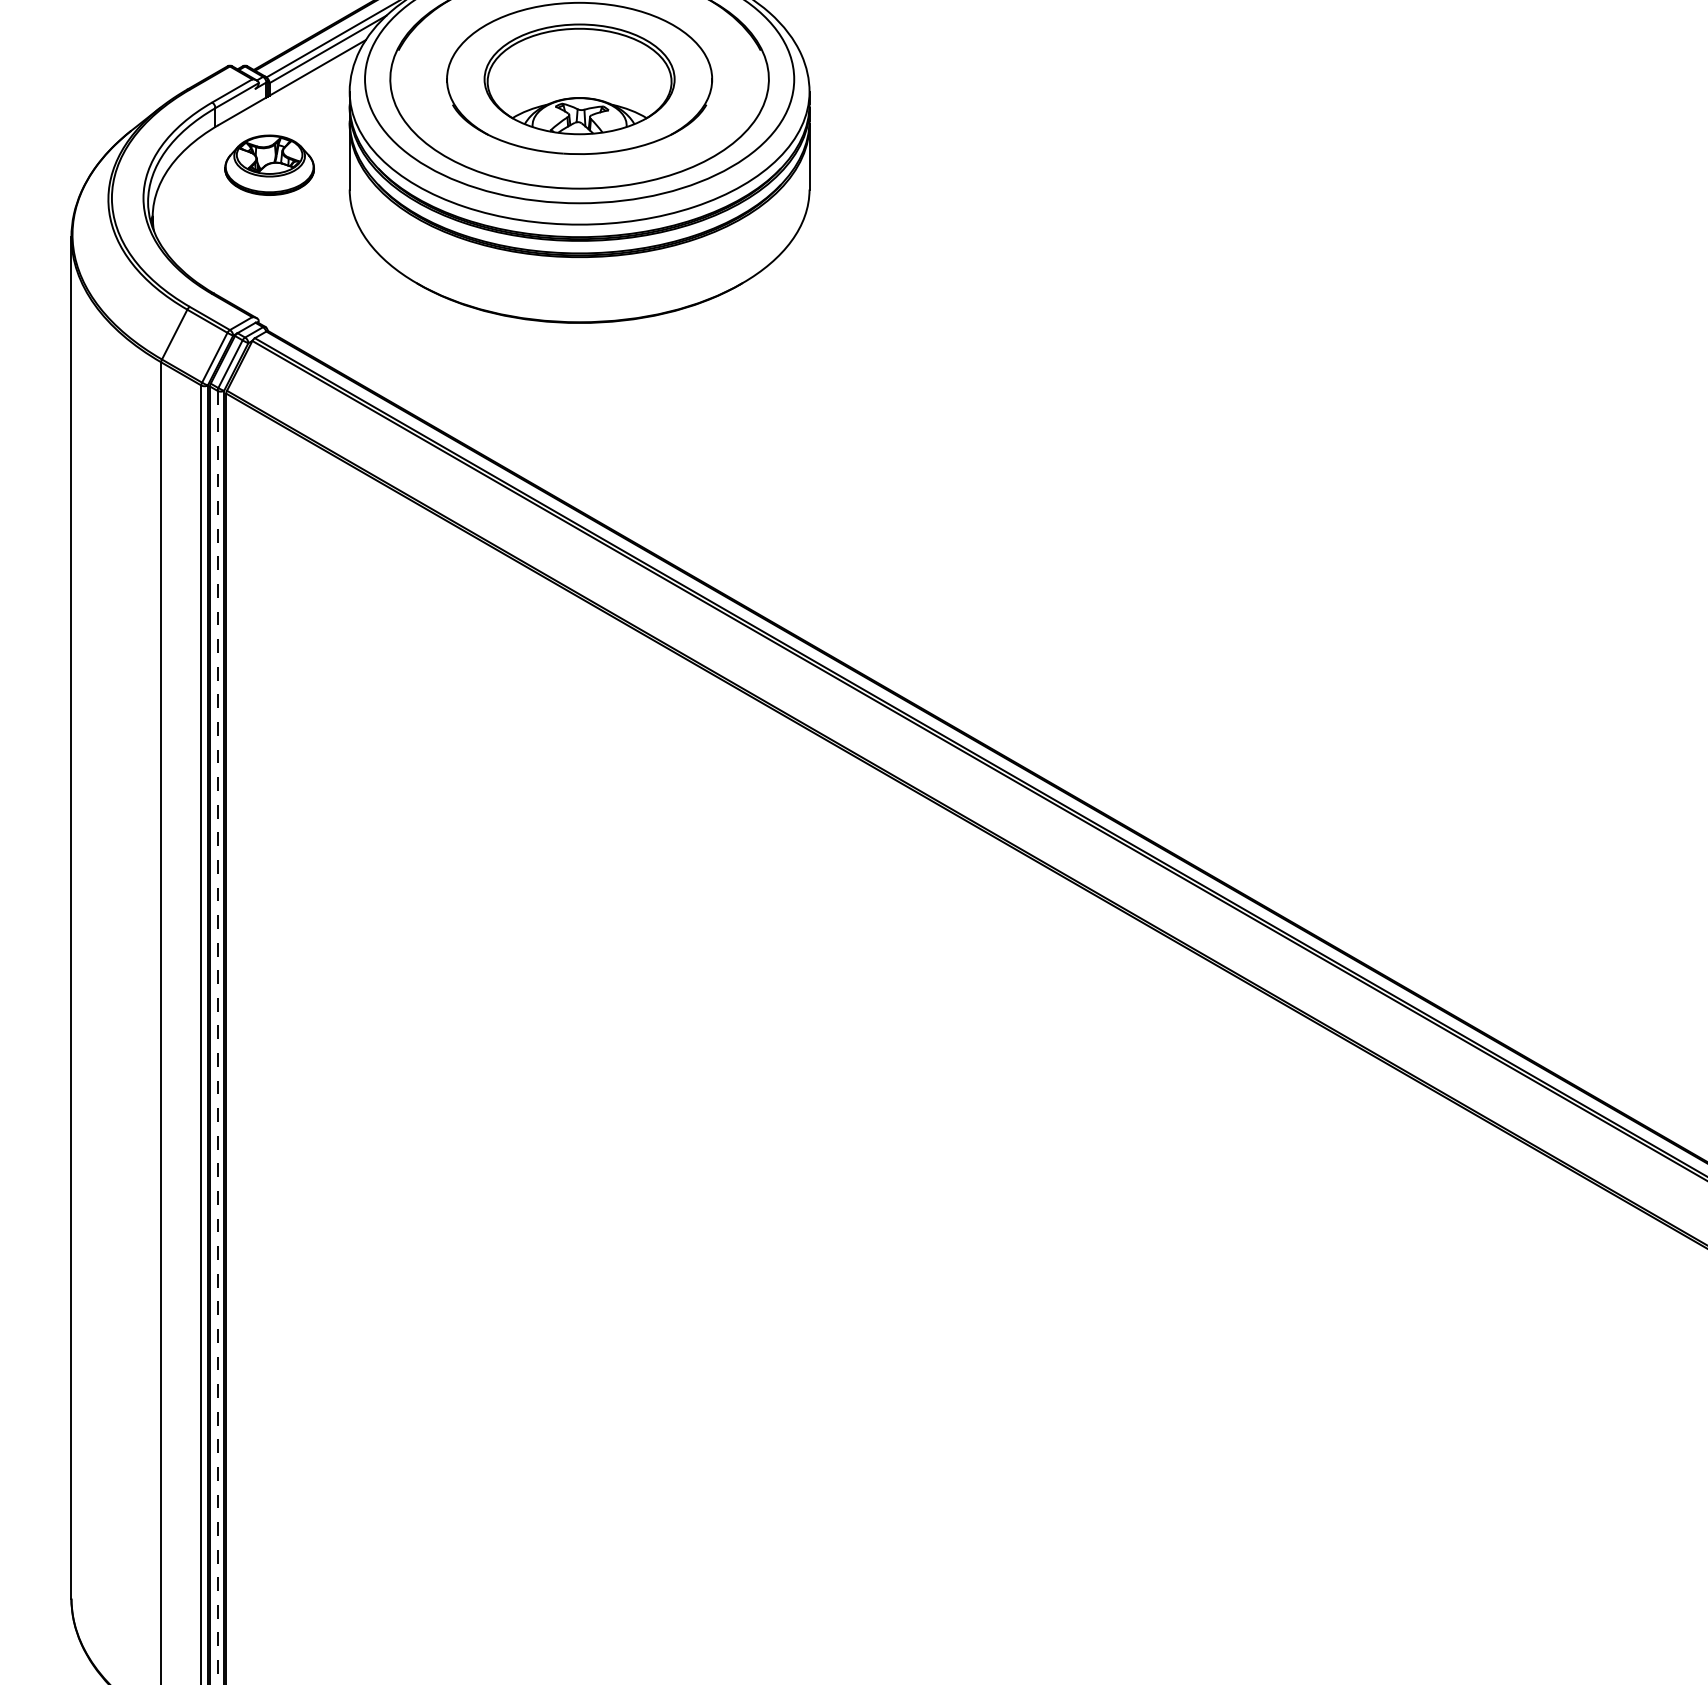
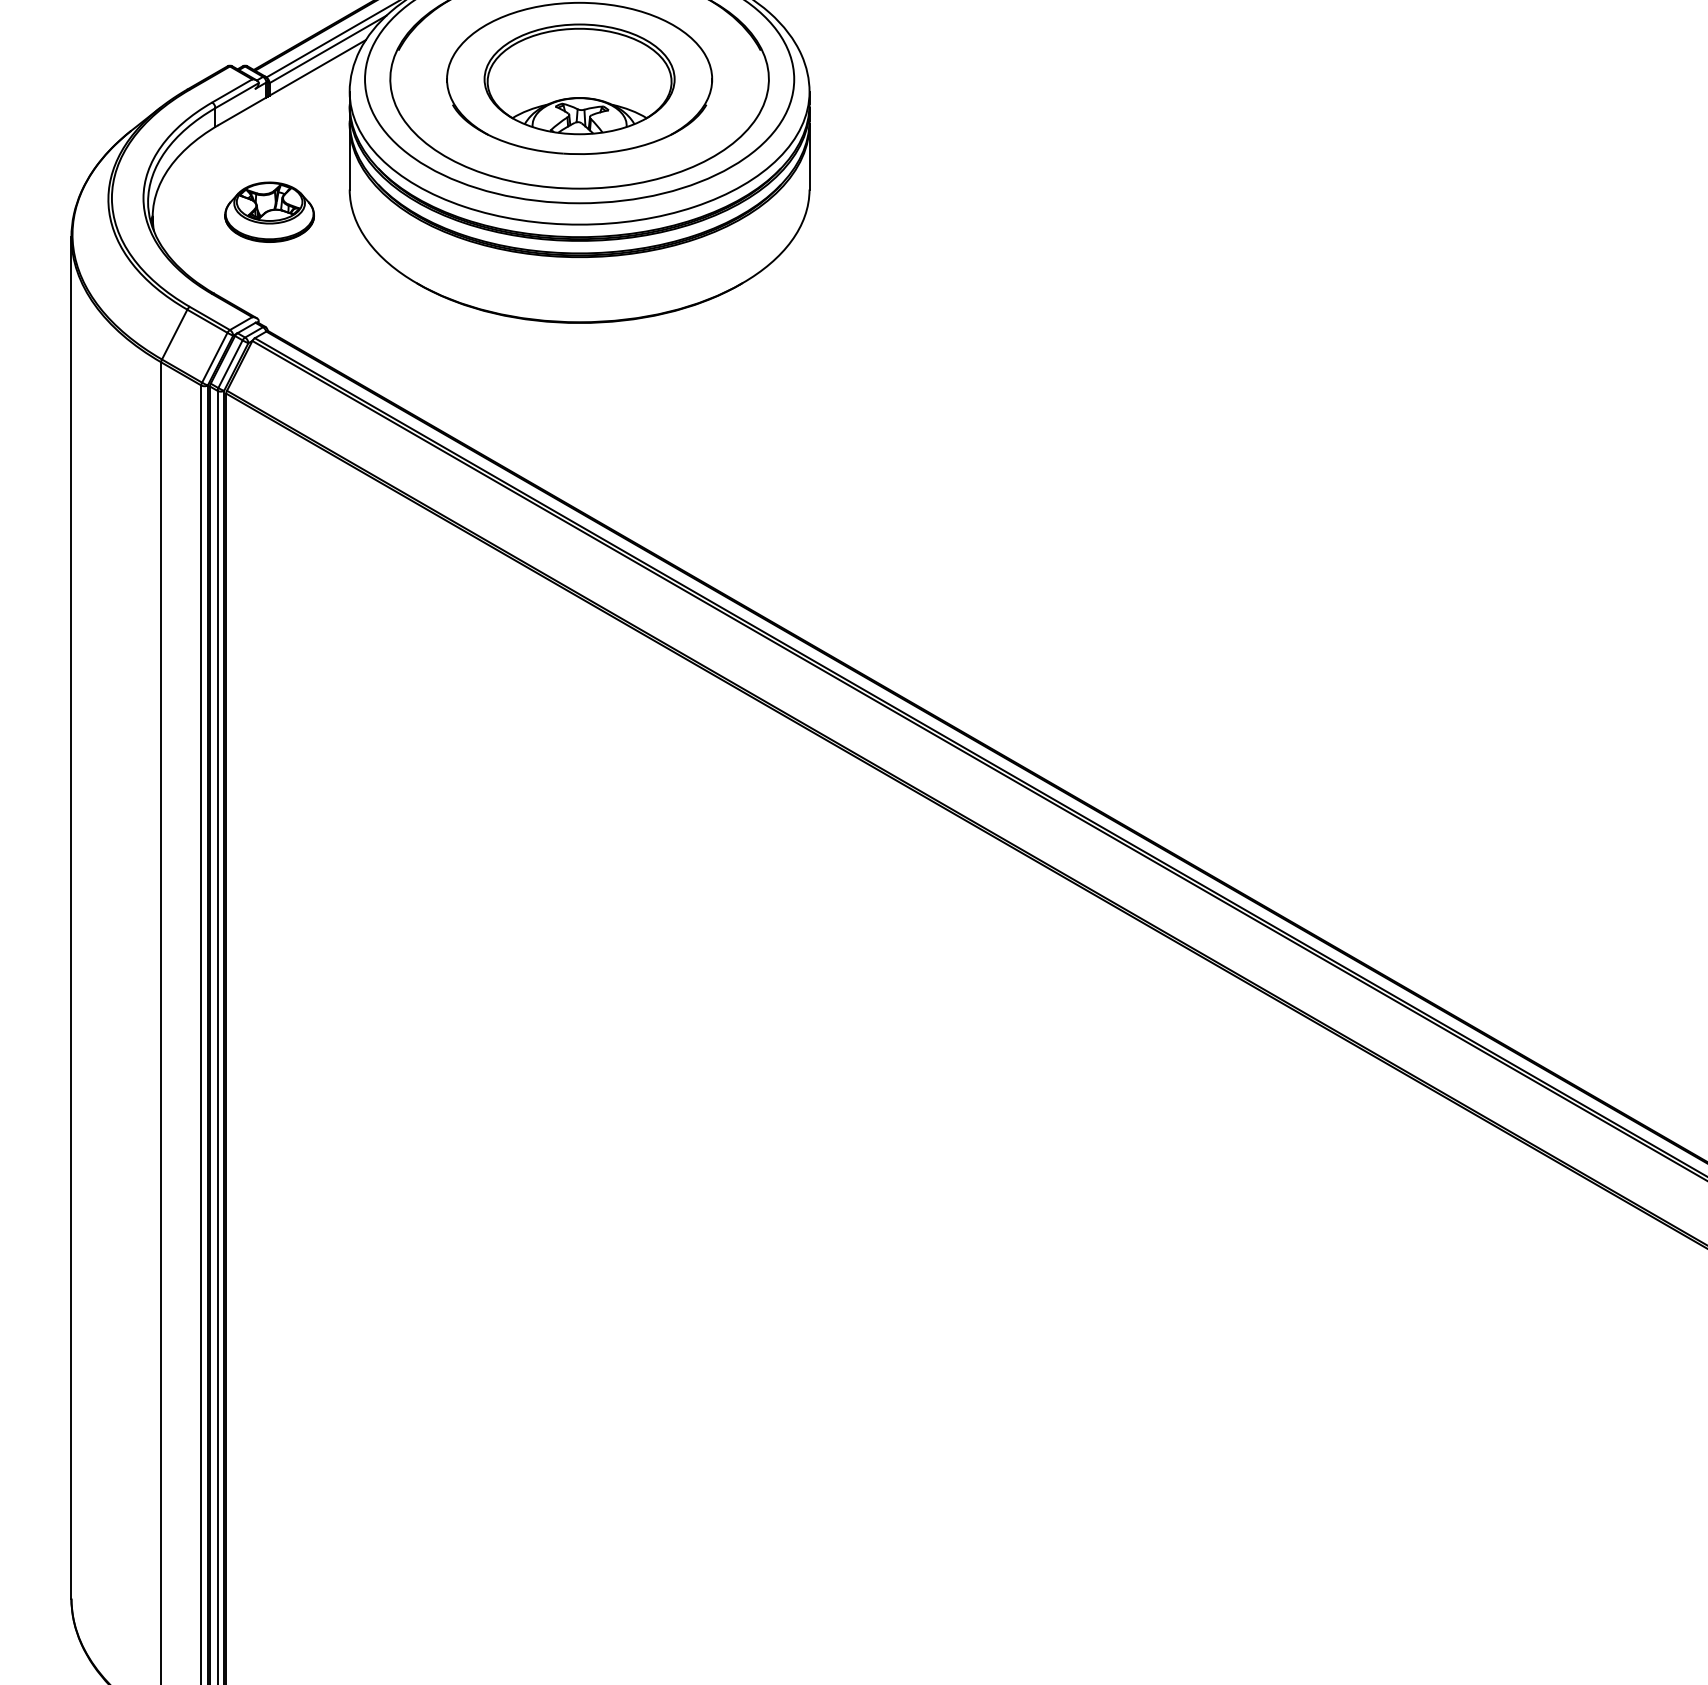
part position: (269, 164) -> (269, 211) (269, 211)
line: dashed -> solid (217, 1037)
